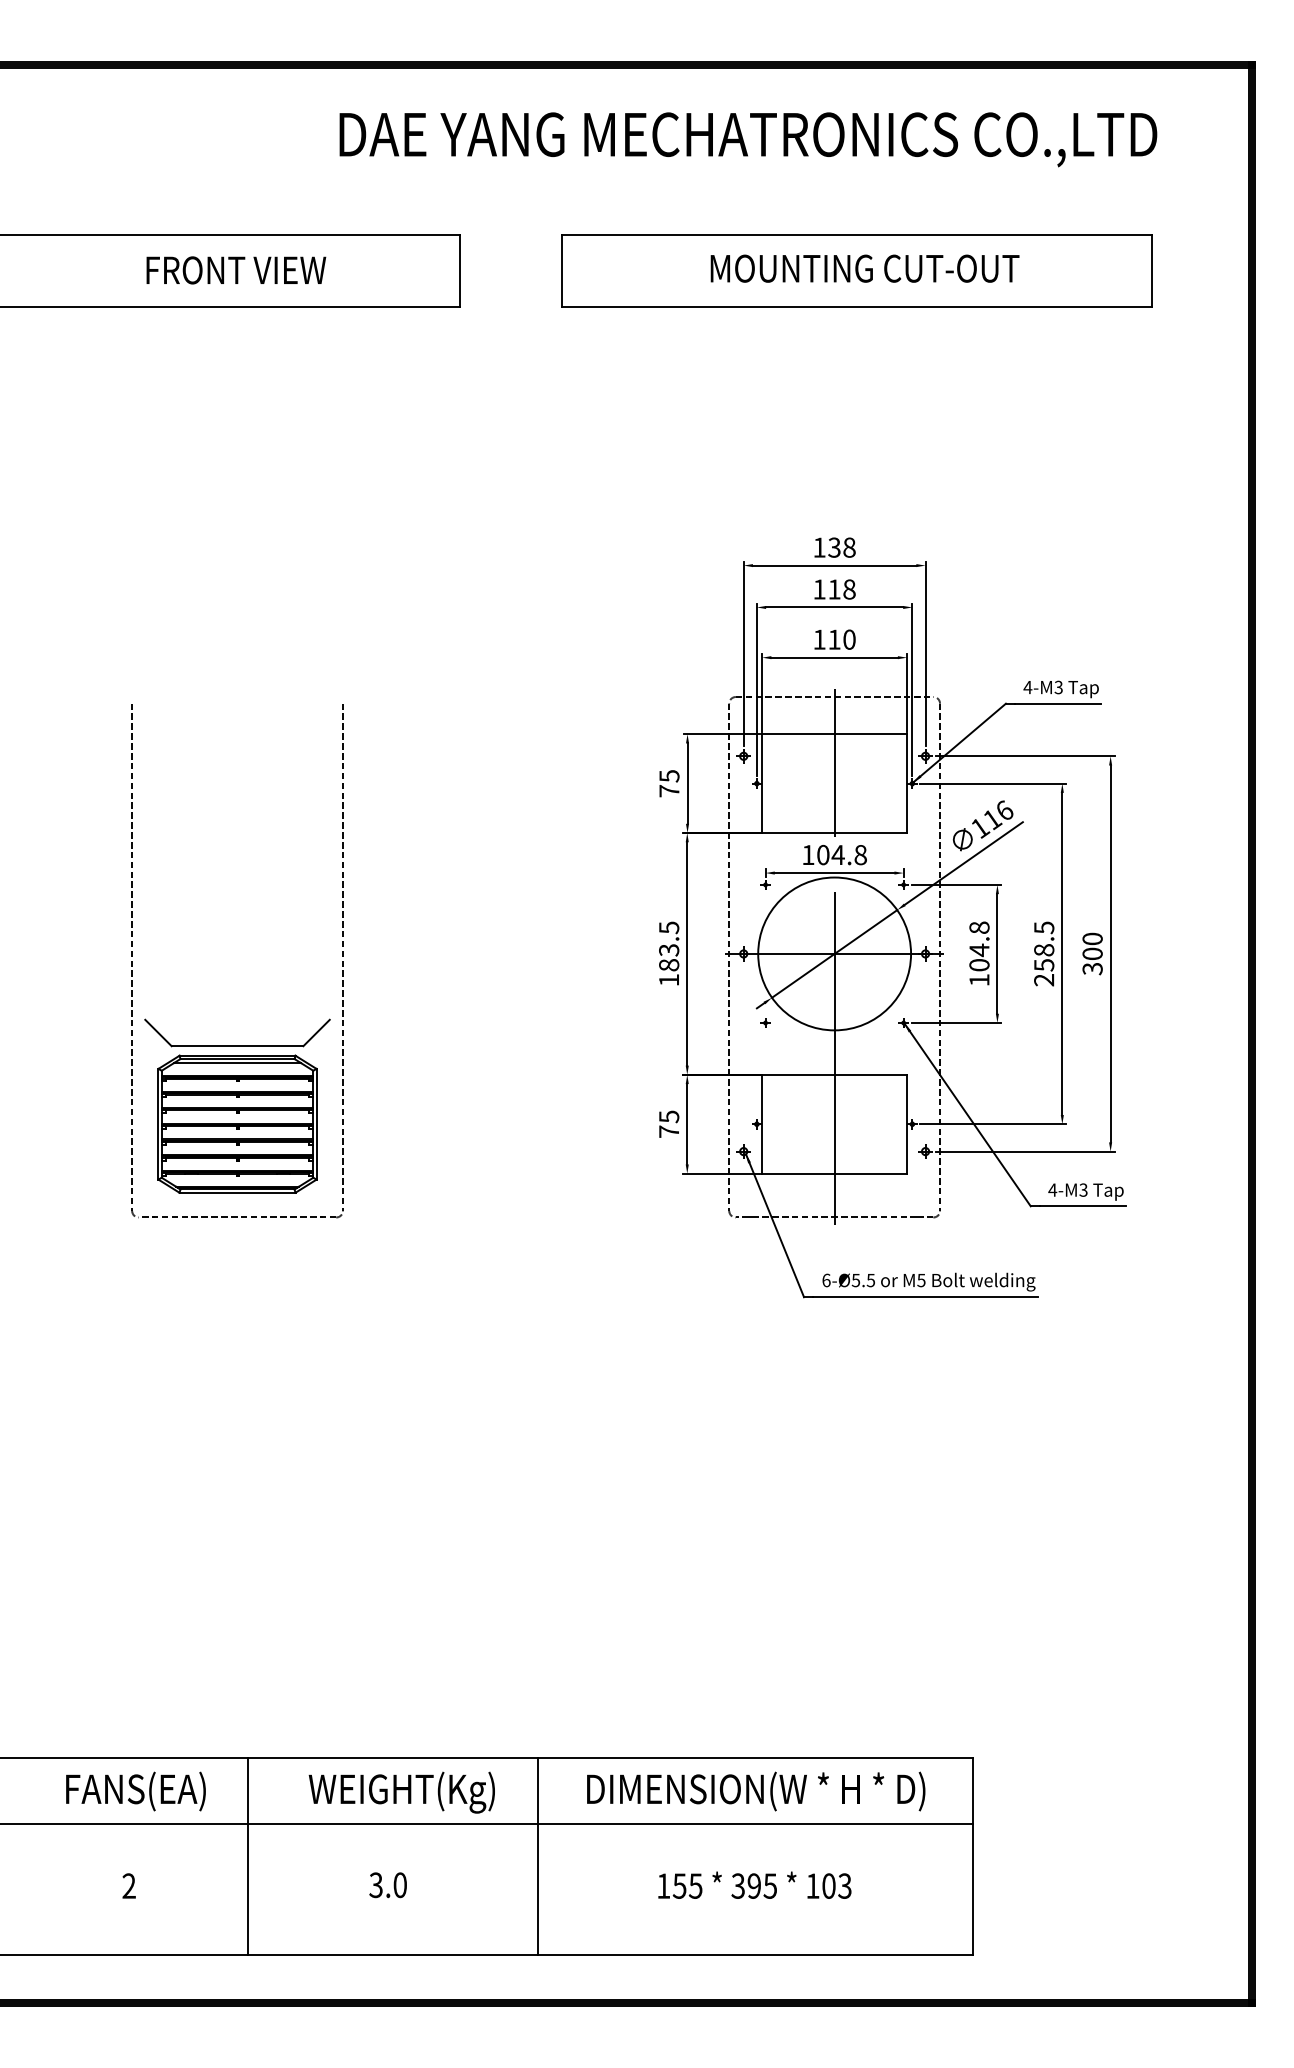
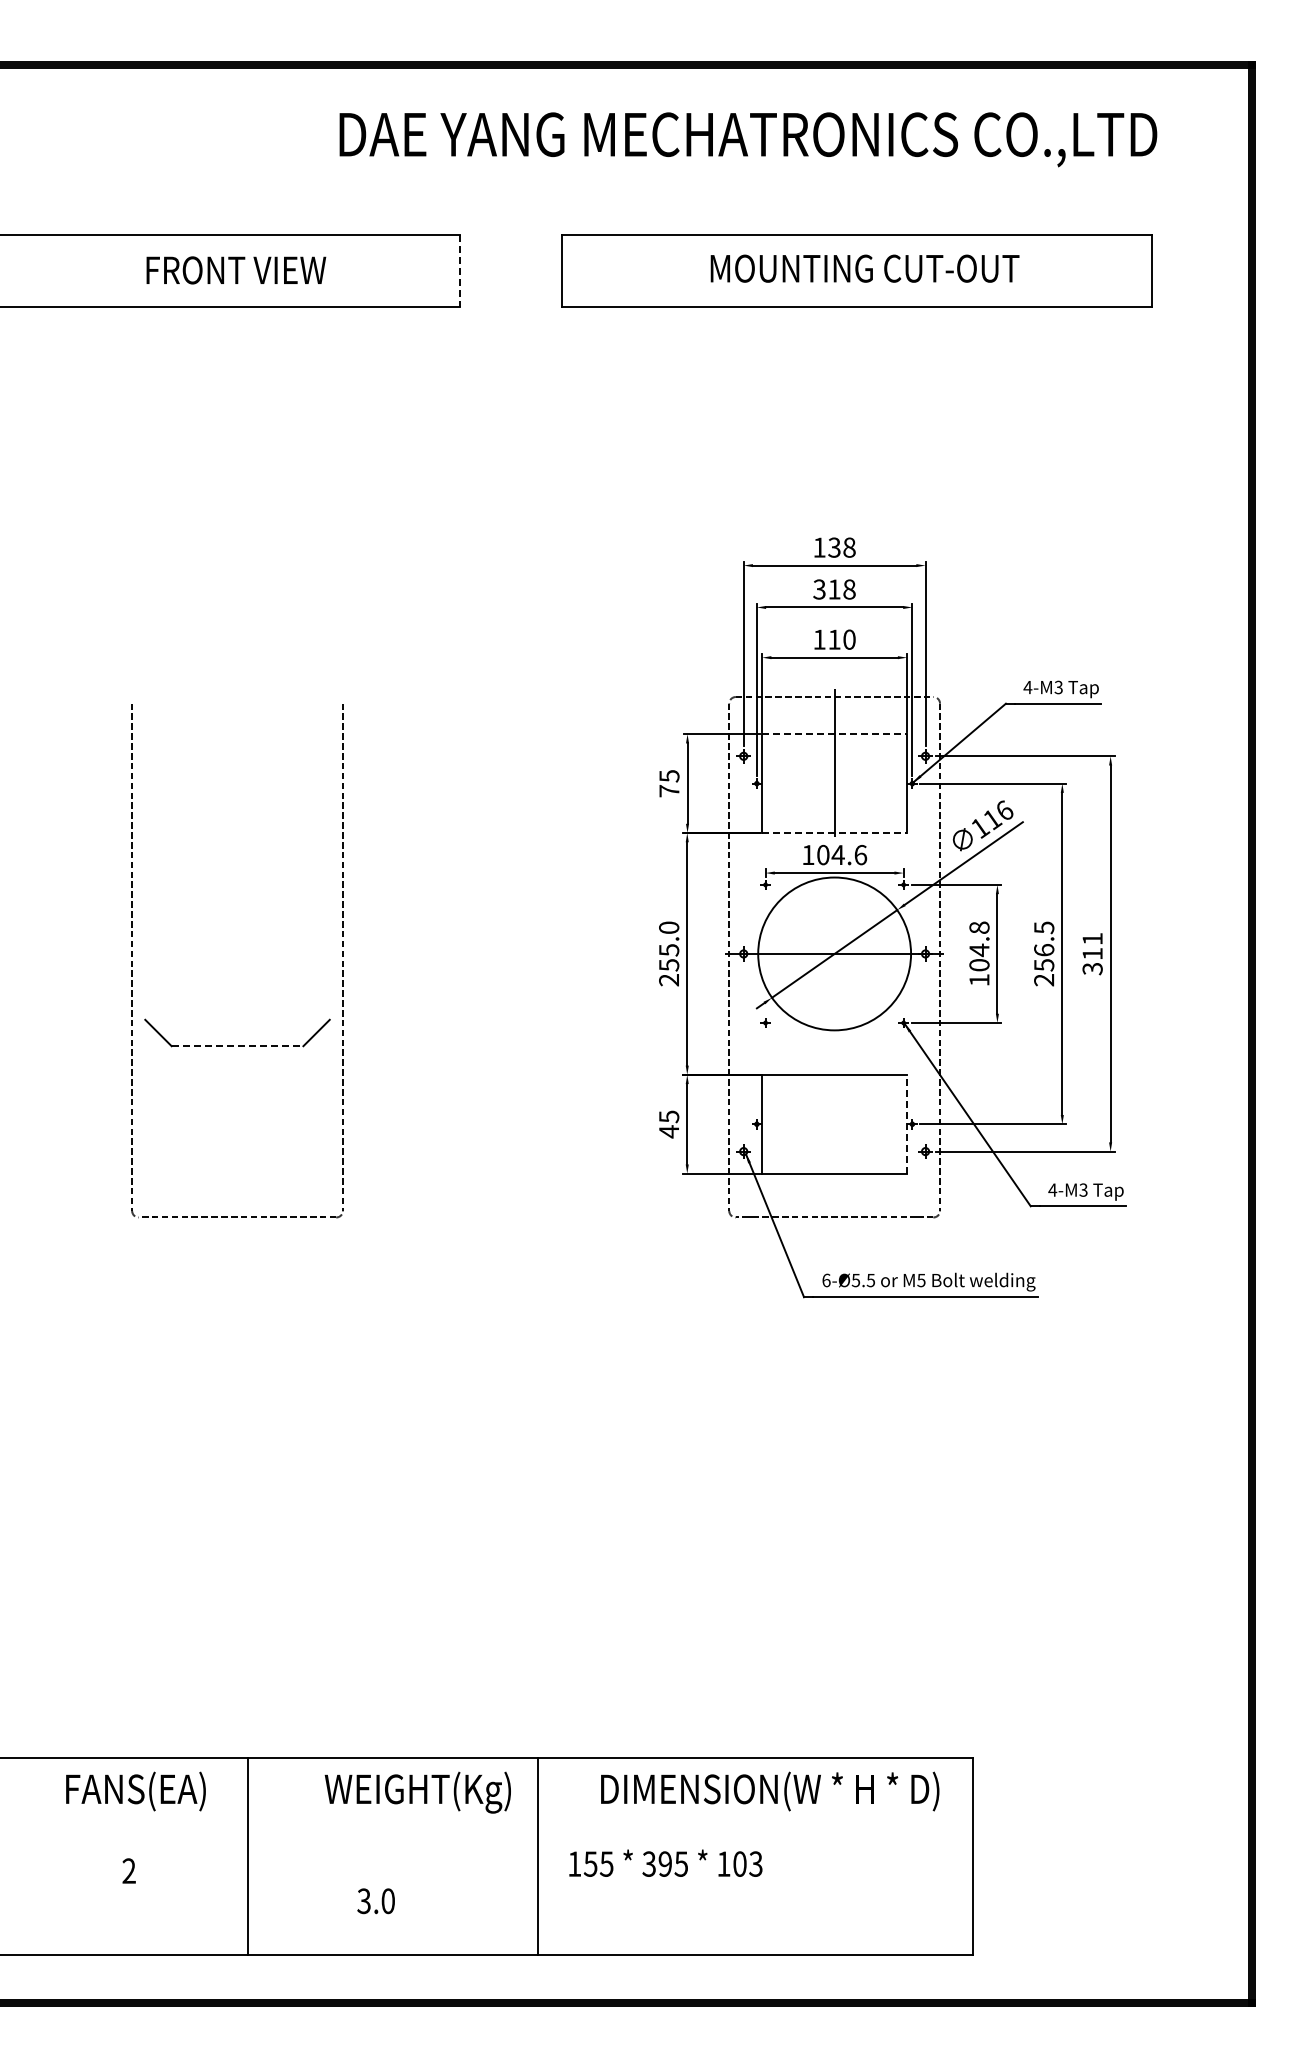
line: solid -> dashed (460, 271)
text: 118 -> 318 (819, 589)
line: solid -> dashed (835, 734)
line: solid -> dashed (835, 833)
text: 104.8 -> 104.6 (860, 854)
text: 300 -> 311 (1092, 945)
text: 258.5 -> 256.5 (1044, 950)
text: 183.5 -> 255.0 (669, 953)
line: solid -> dashed (237, 1046)
line: present -> none (834, 1058)
part: present -> none (237, 1123)
line: solid -> dashed (907, 1123)
text: 75 -> 45 (668, 1131)
text position: (756, 1791) -> (770, 1791) (770, 1791)
text position: (401, 1792) -> (417, 1792) (417, 1792)
line: present -> none (487, 1823)
text position: (754, 1884) -> (665, 1862) (665, 1862)
text position: (128, 1885) -> (128, 1870) (128, 1870)
text position: (387, 1885) -> (375, 1901) (375, 1901)
